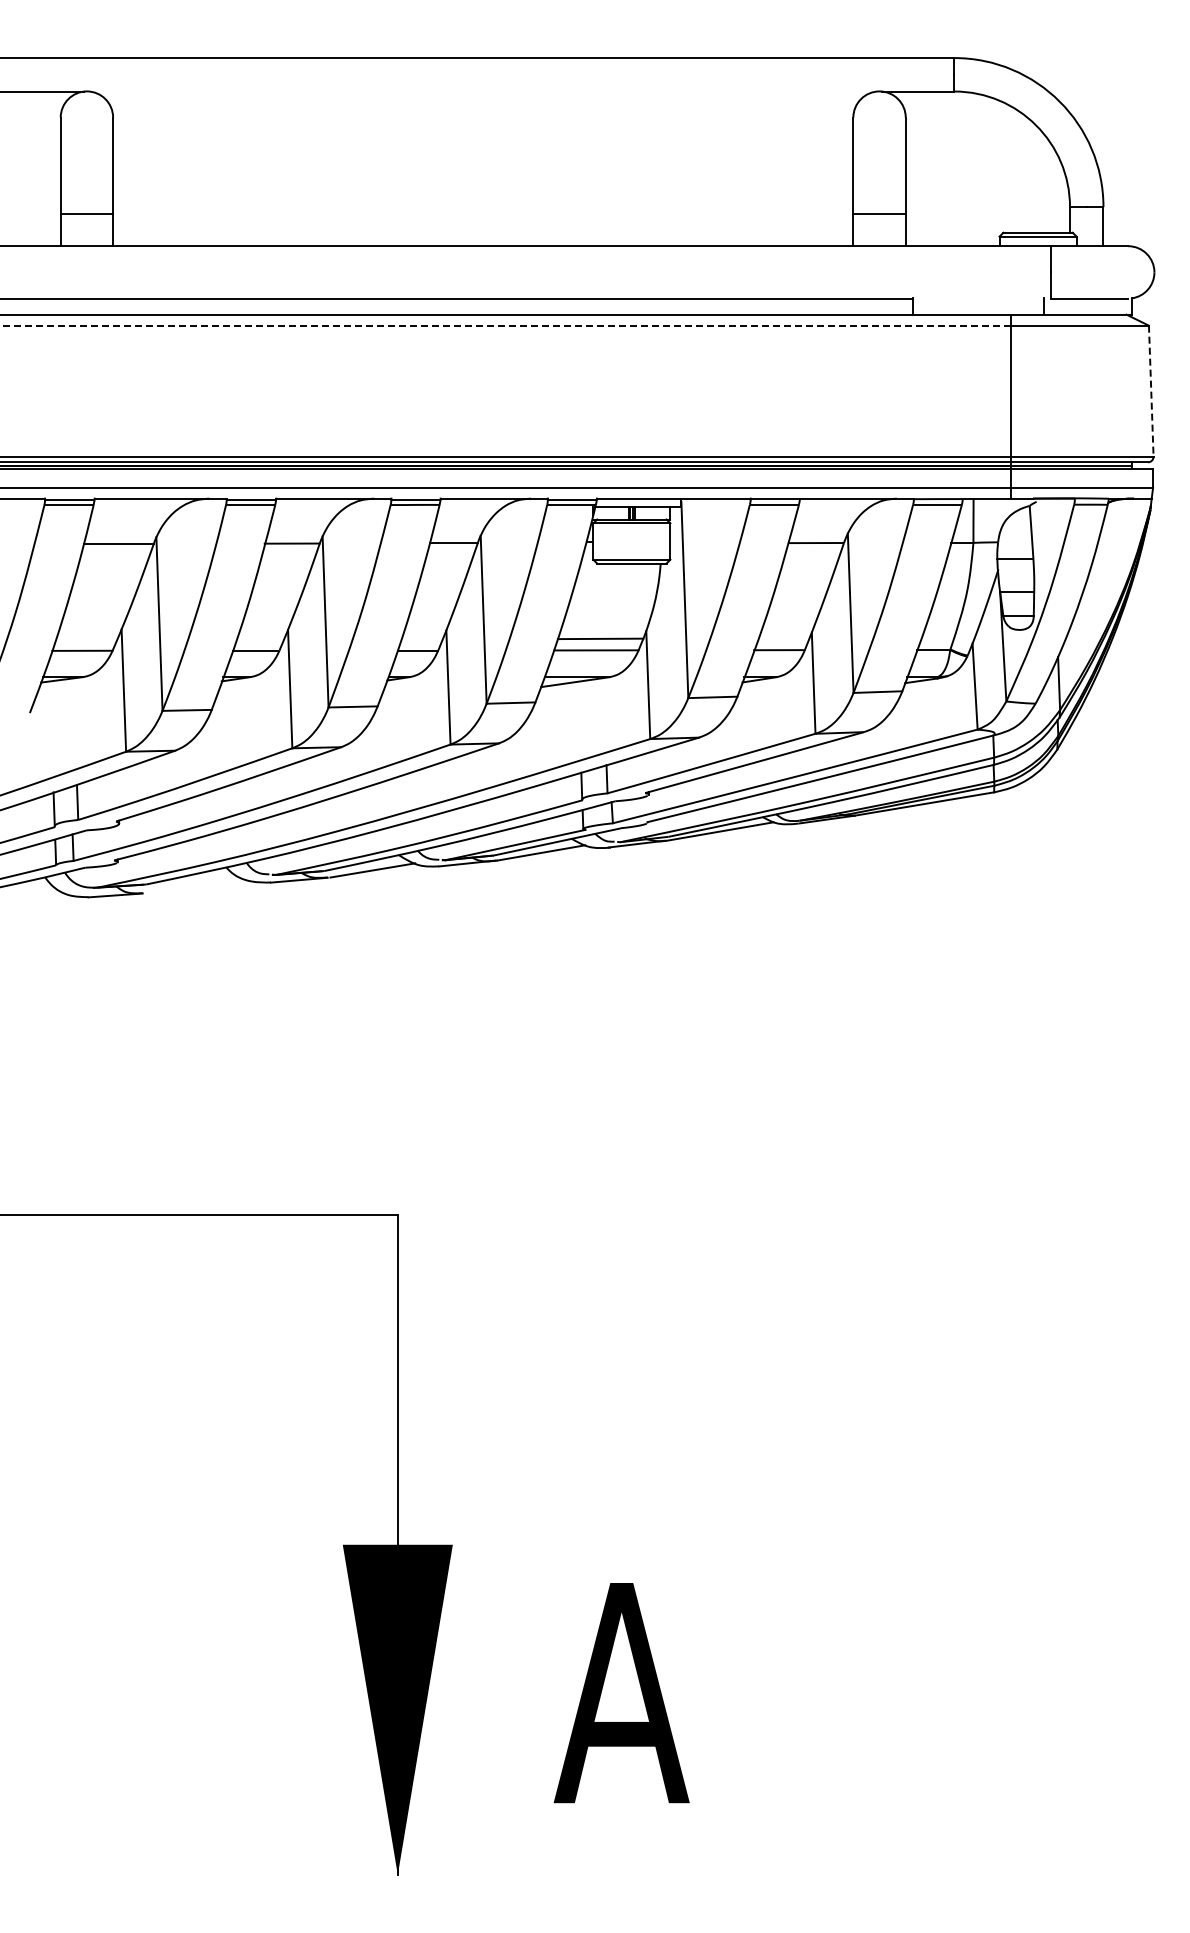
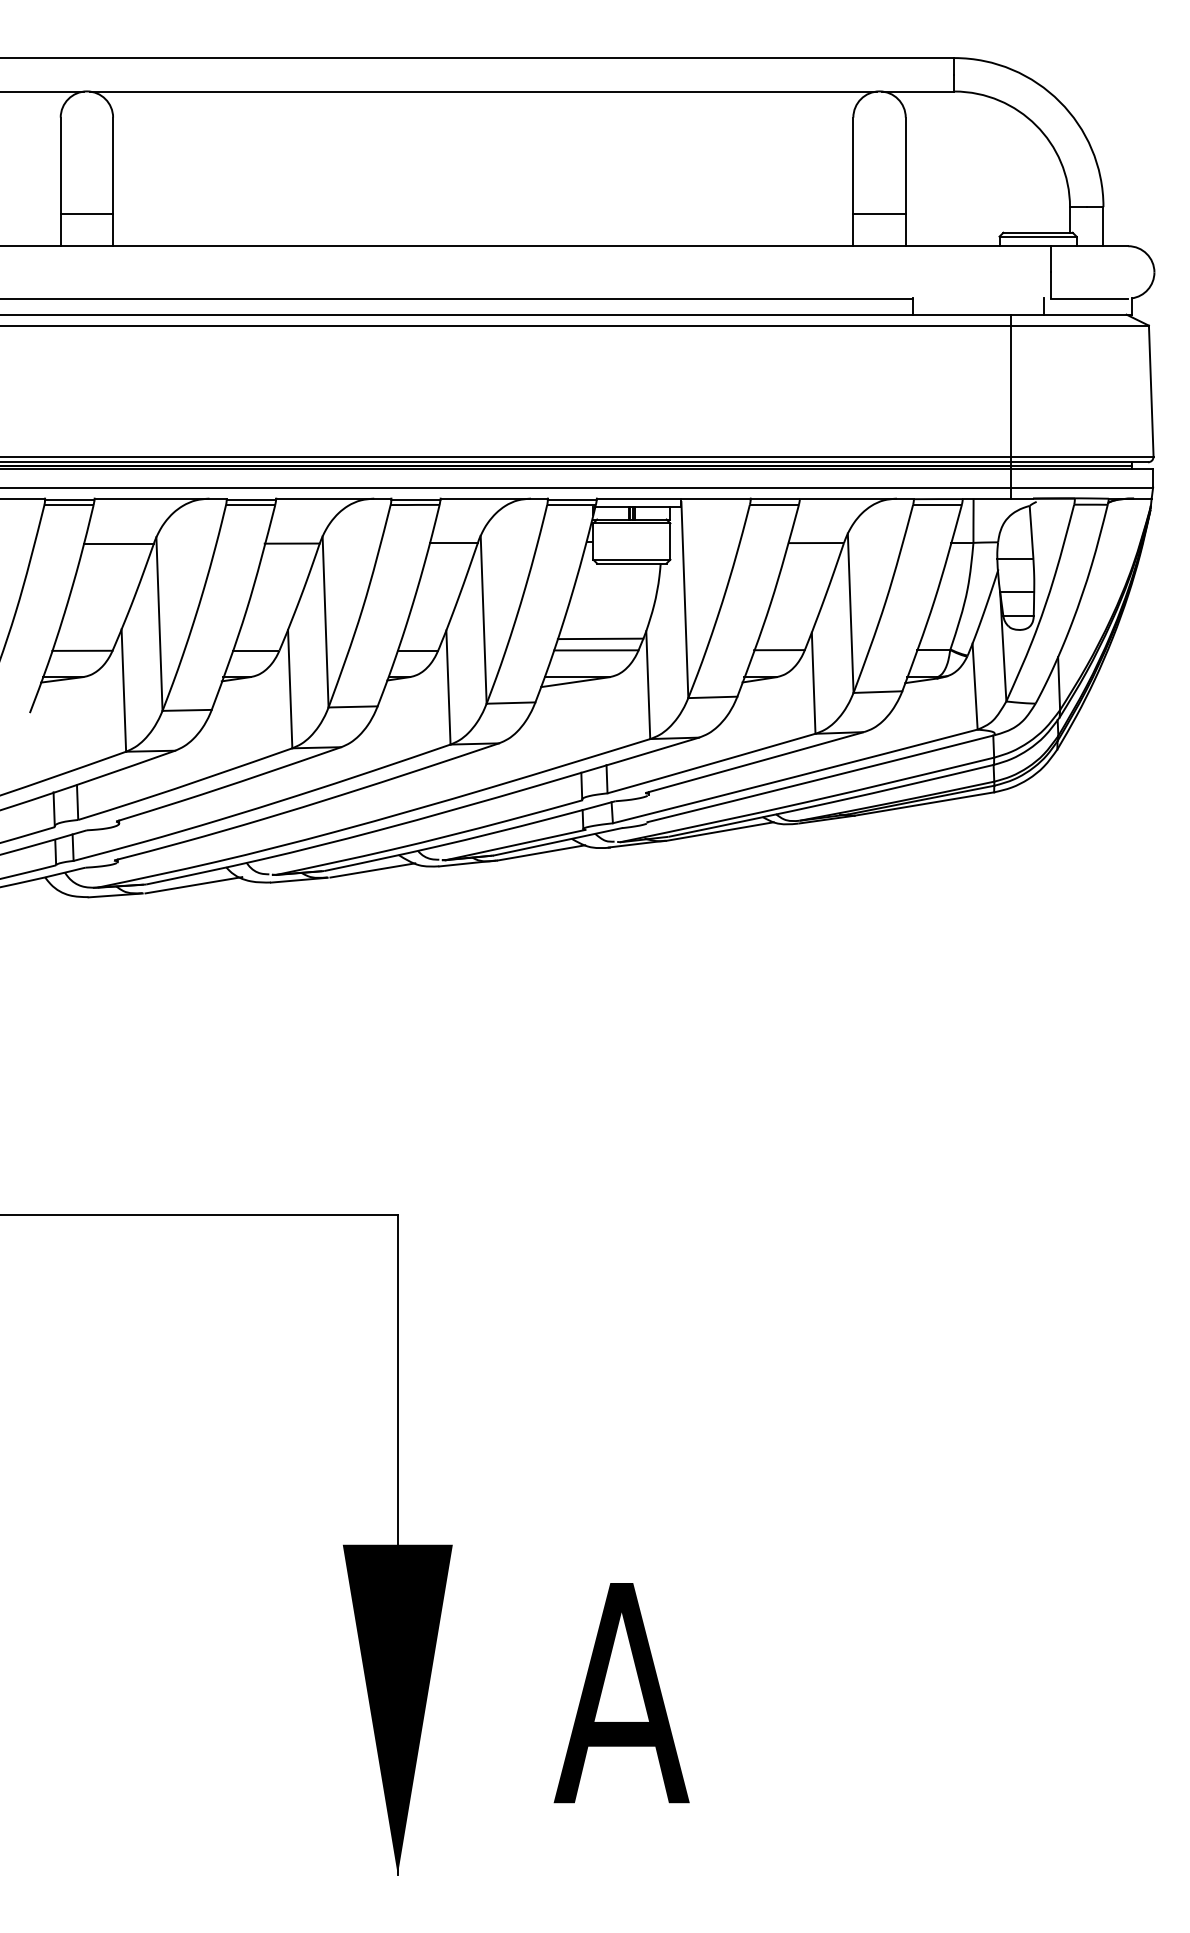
line: none -> present (482, 91)
line: dashed -> solid (505, 325)
line: dashed -> solid (1151, 391)
line: none -> present (193, 885)
